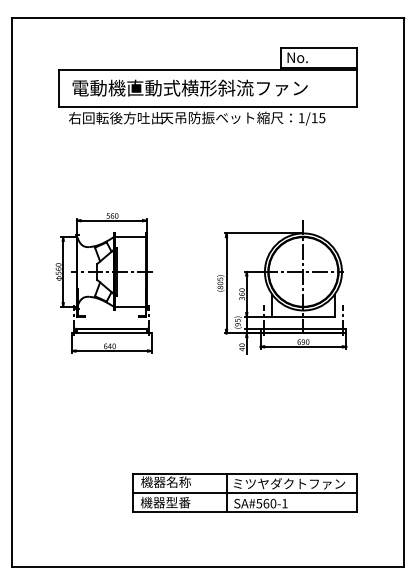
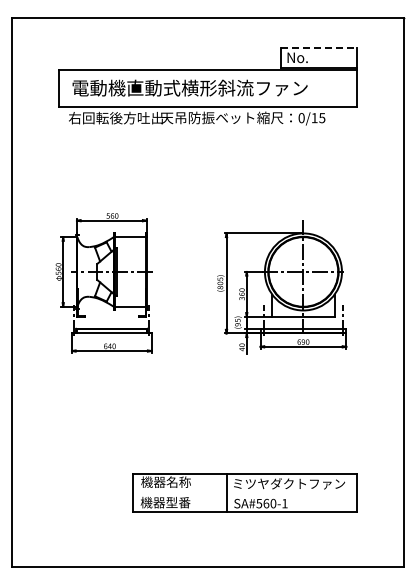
line: solid -> dashed (319, 47)
text: 1/15 -> 0/15 (301, 118)
line: present -> none (245, 492)
